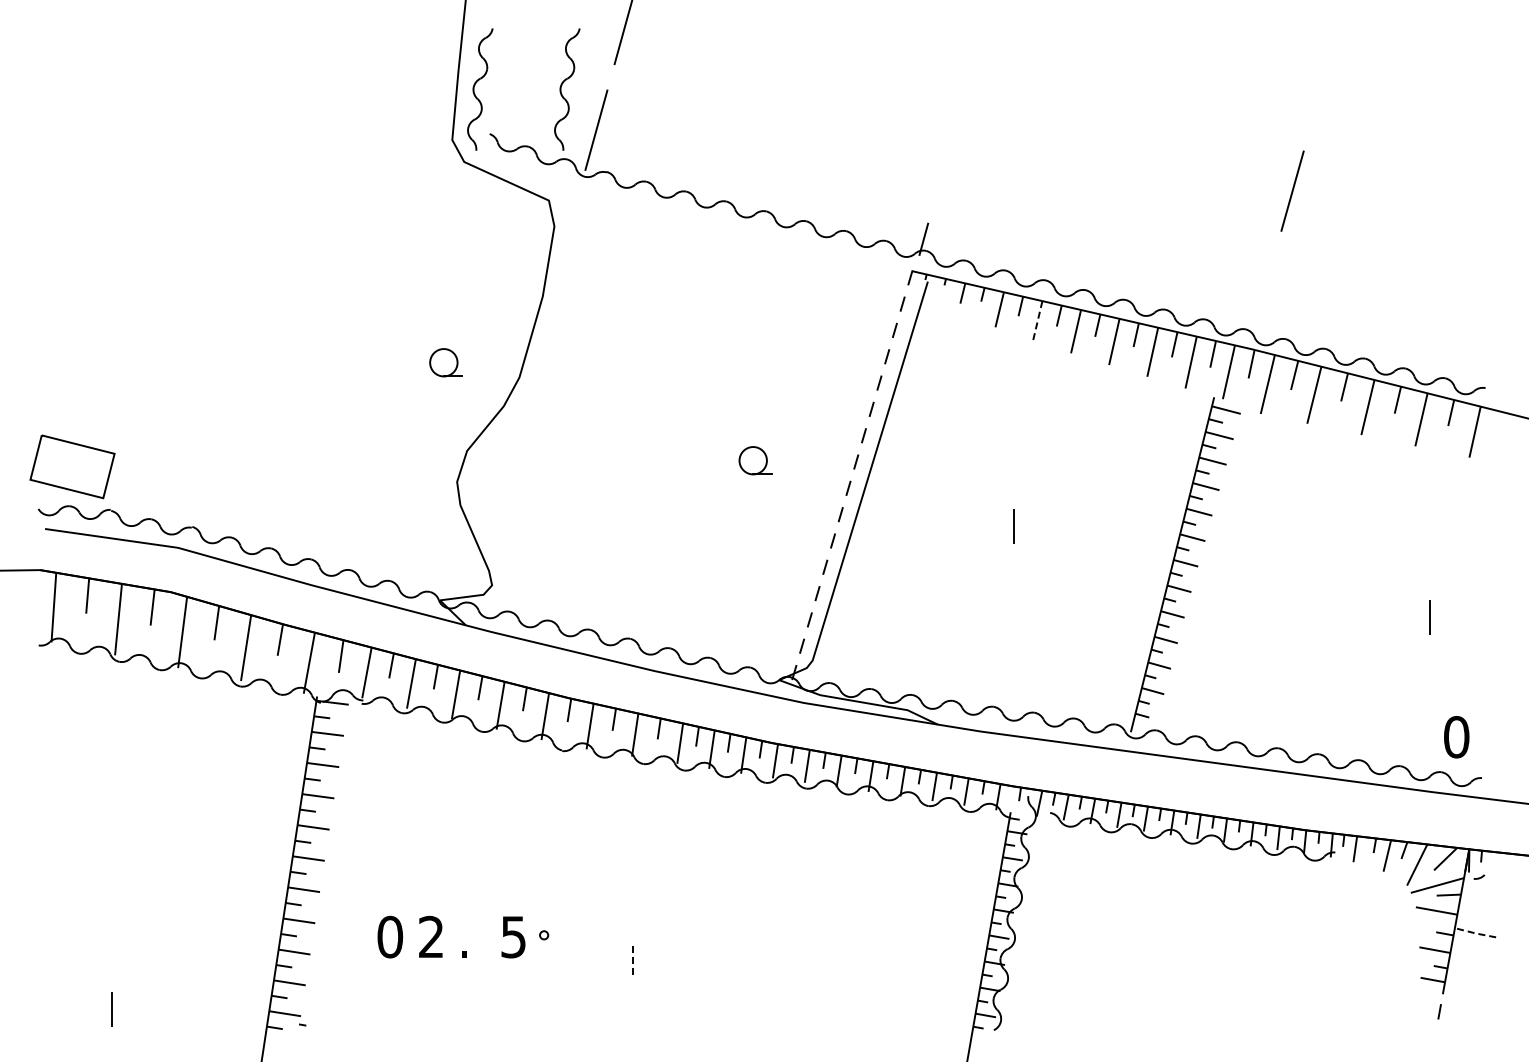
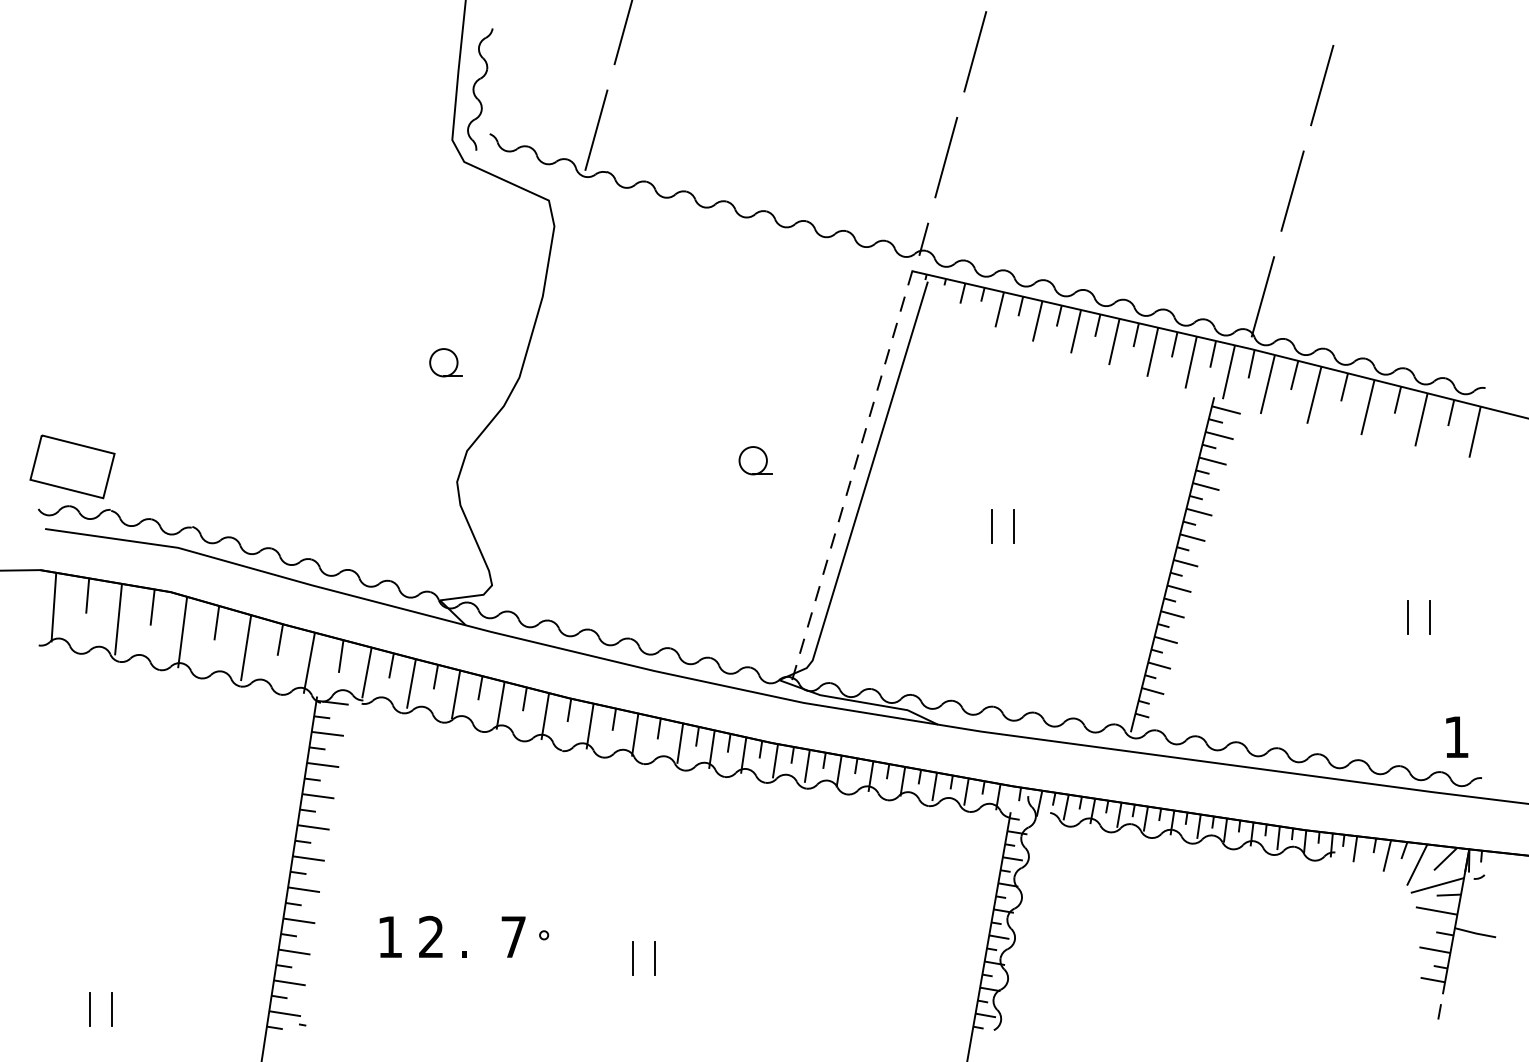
line: none -> present (975, 51)
line: none -> present (1322, 85)
part: present -> none (567, 89)
line: none -> present (946, 157)
line: none -> present (1262, 296)
line: dashed -> solid (1037, 321)
line: none -> present (991, 526)
line: none -> present (1408, 616)
text: 0 -> 1 (1456, 737)
line: dashed -> solid (1475, 933)
text: 0 -> 1 (390, 936)
text: 5 -> 7 (513, 937)
line: dashed -> solid (633, 958)
line: none -> present (655, 958)
line: none -> present (90, 1009)
